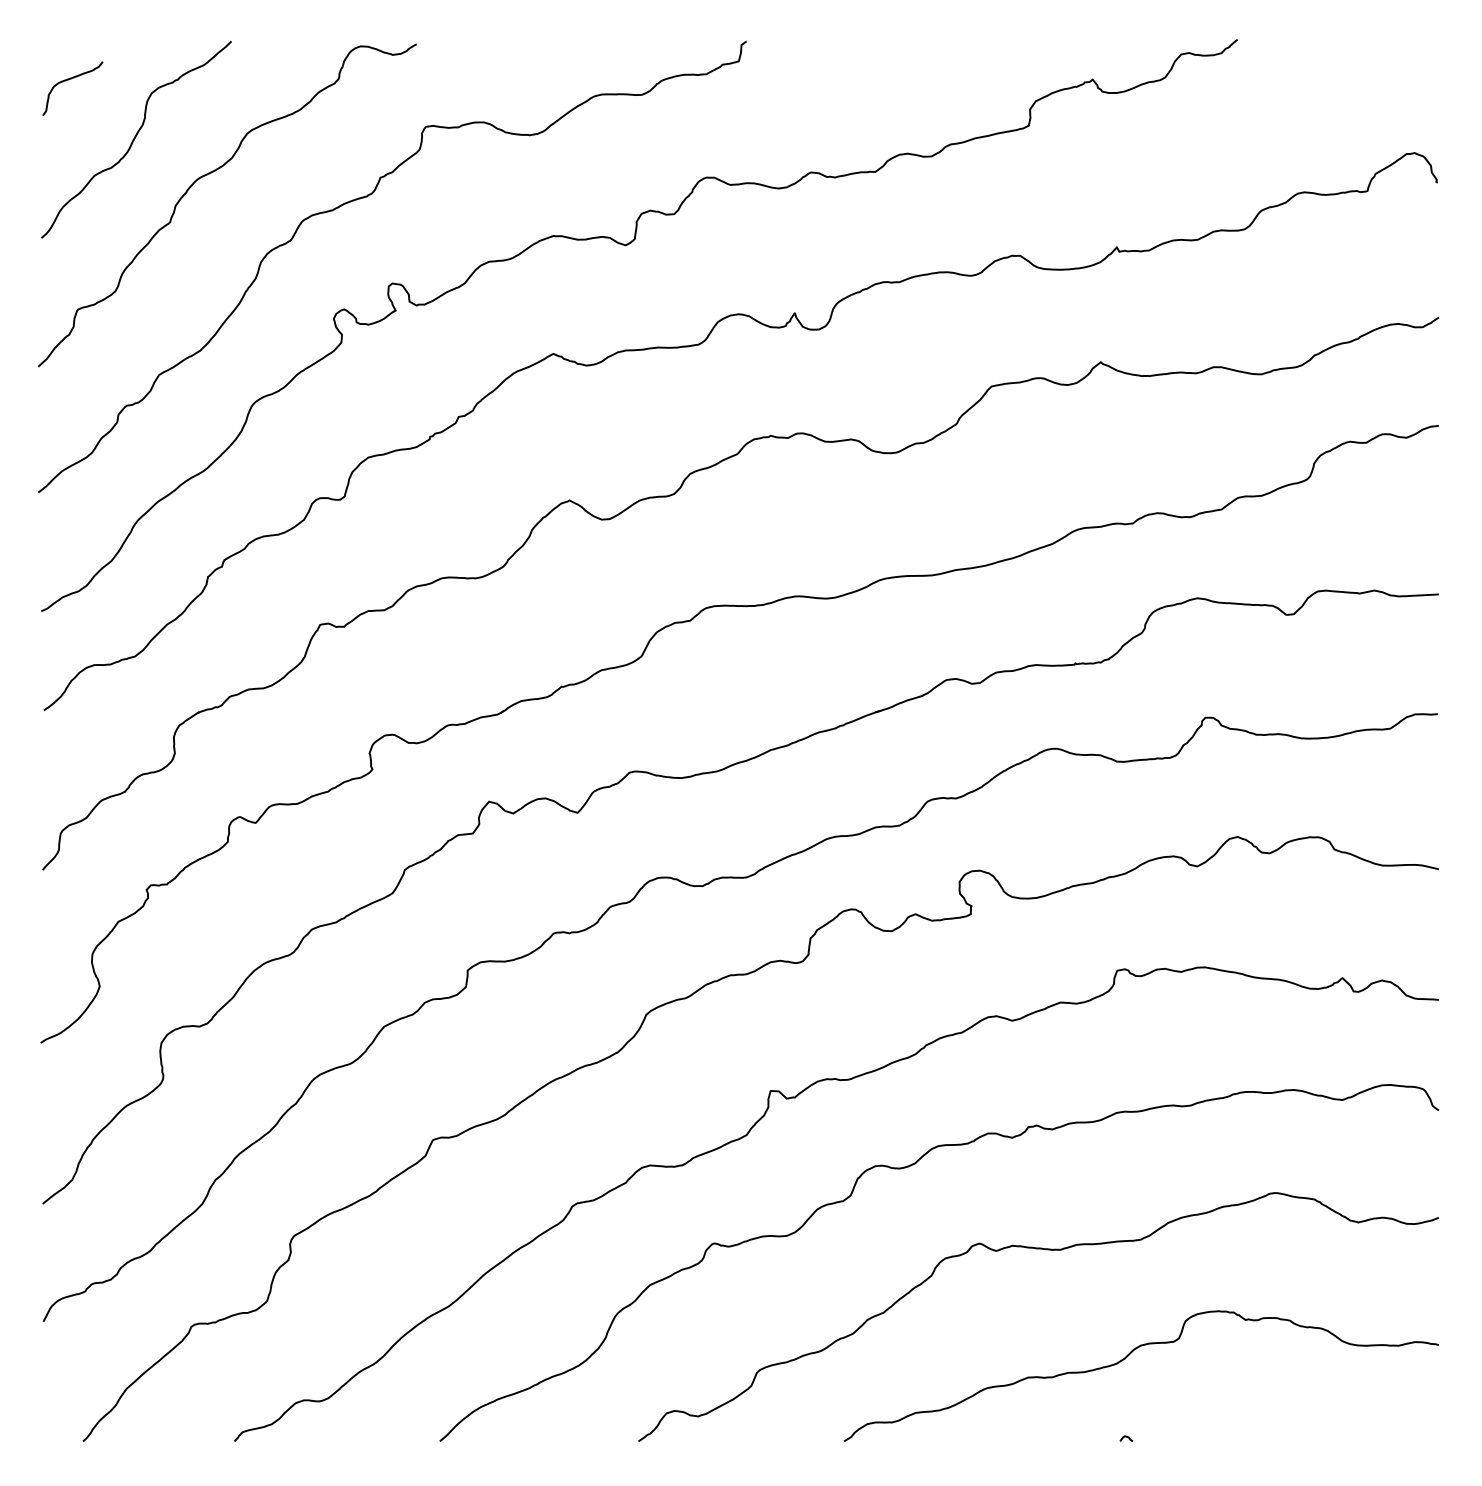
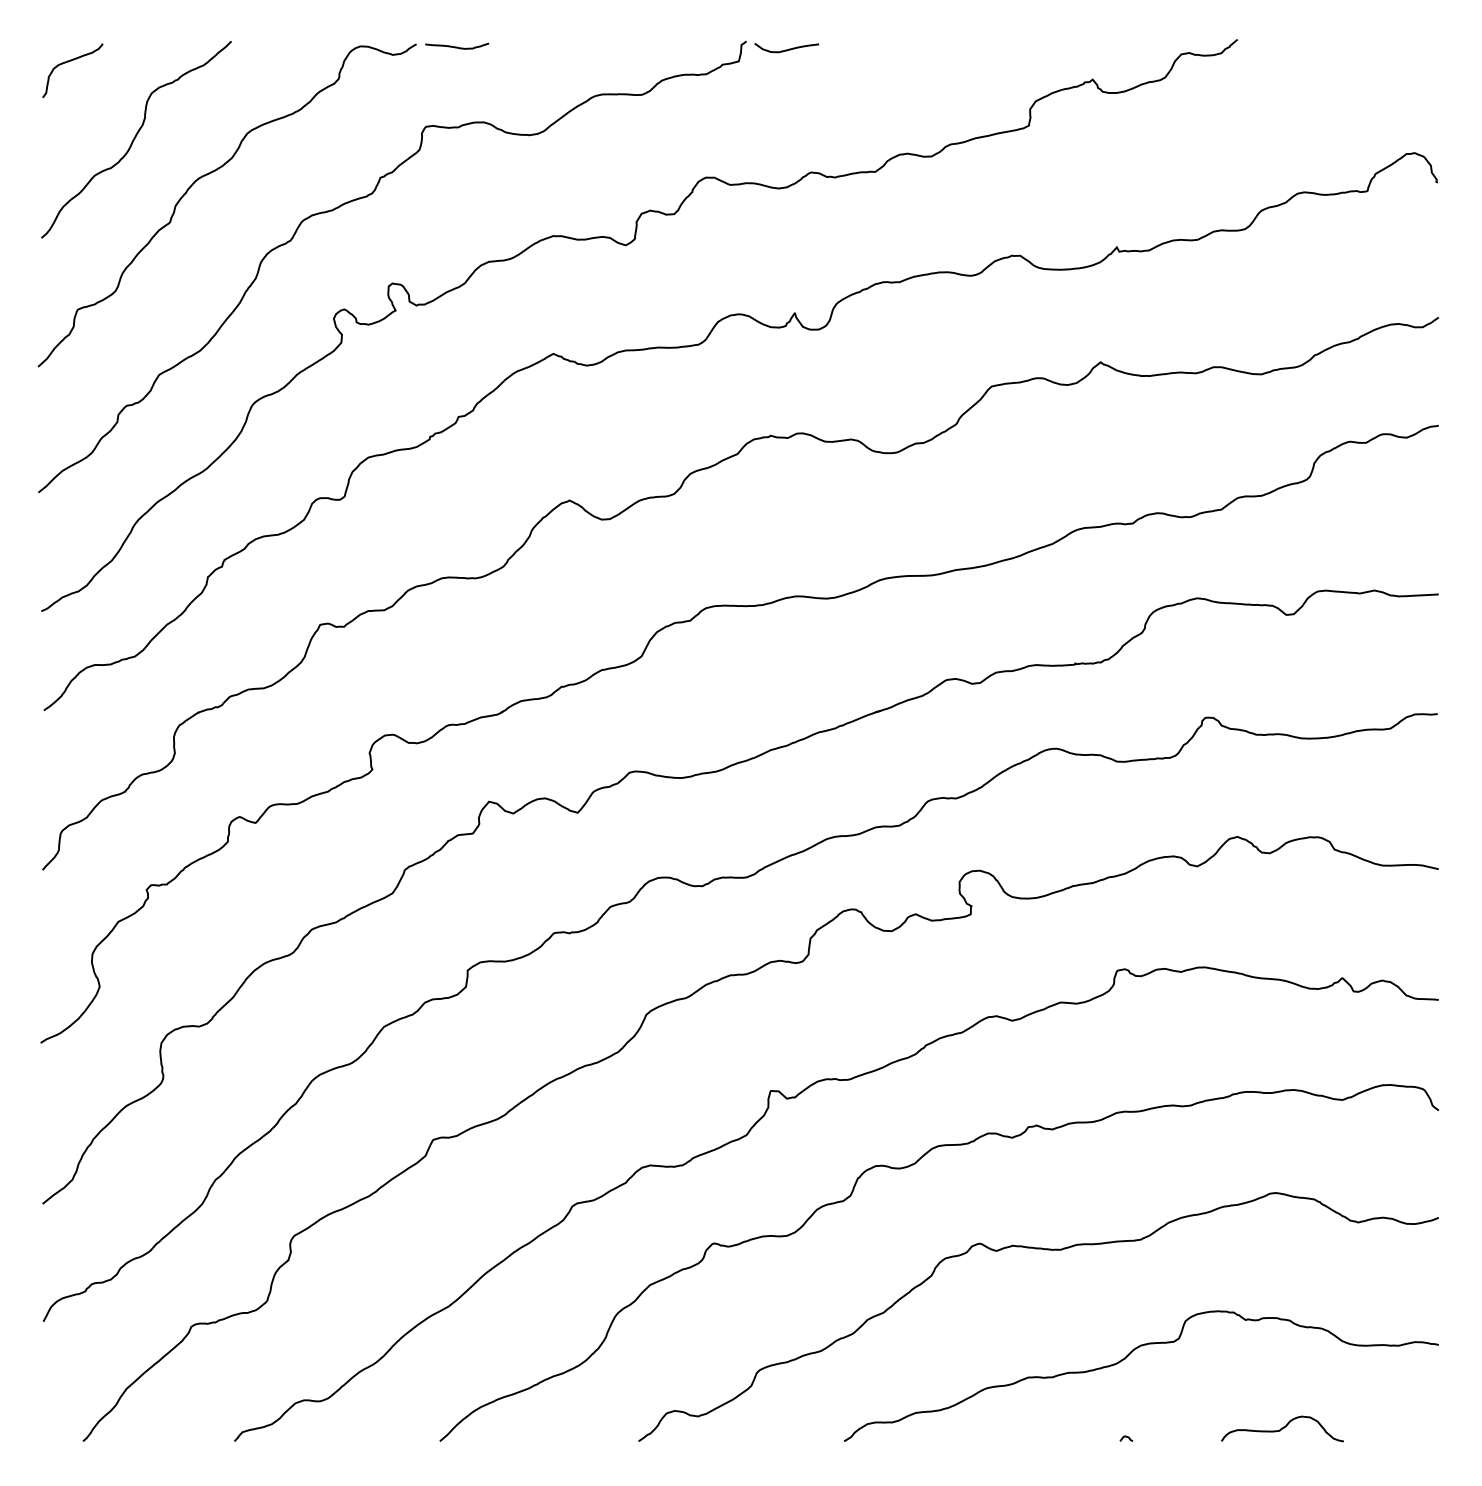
curve: none -> present (457, 46)
curve: none -> present (786, 49)
curve position: (68, 80) -> (68, 62) (68, 62)
curve: none -> present (1282, 1428)
